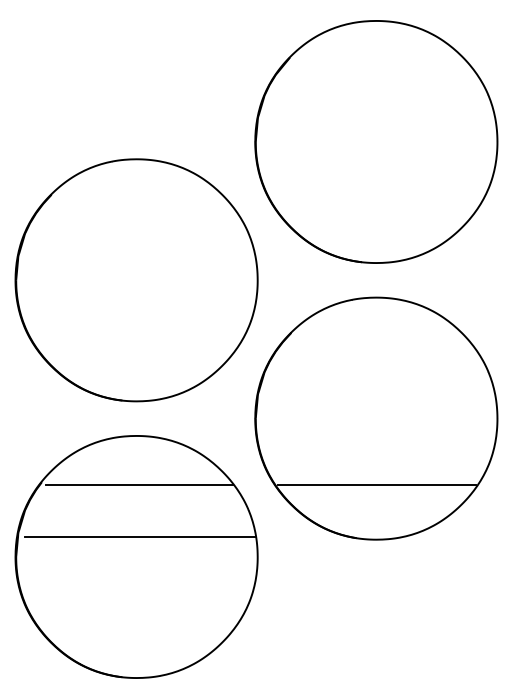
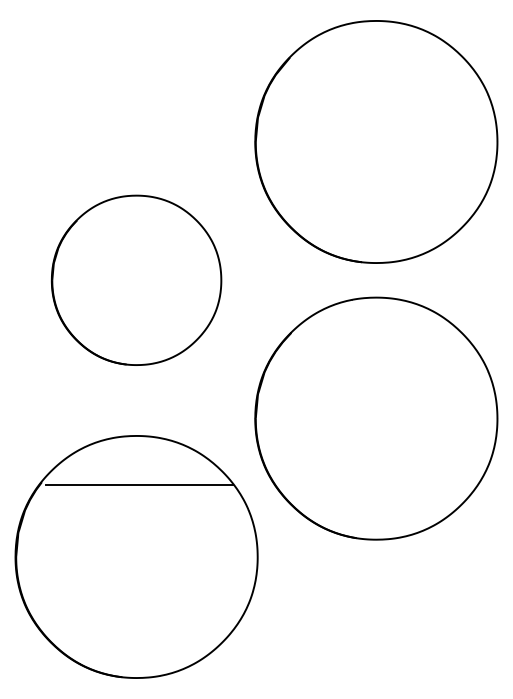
part size: 245x245 px -> 173x172 px (136, 279)
line: present -> none (376, 485)
line: present -> none (139, 537)
